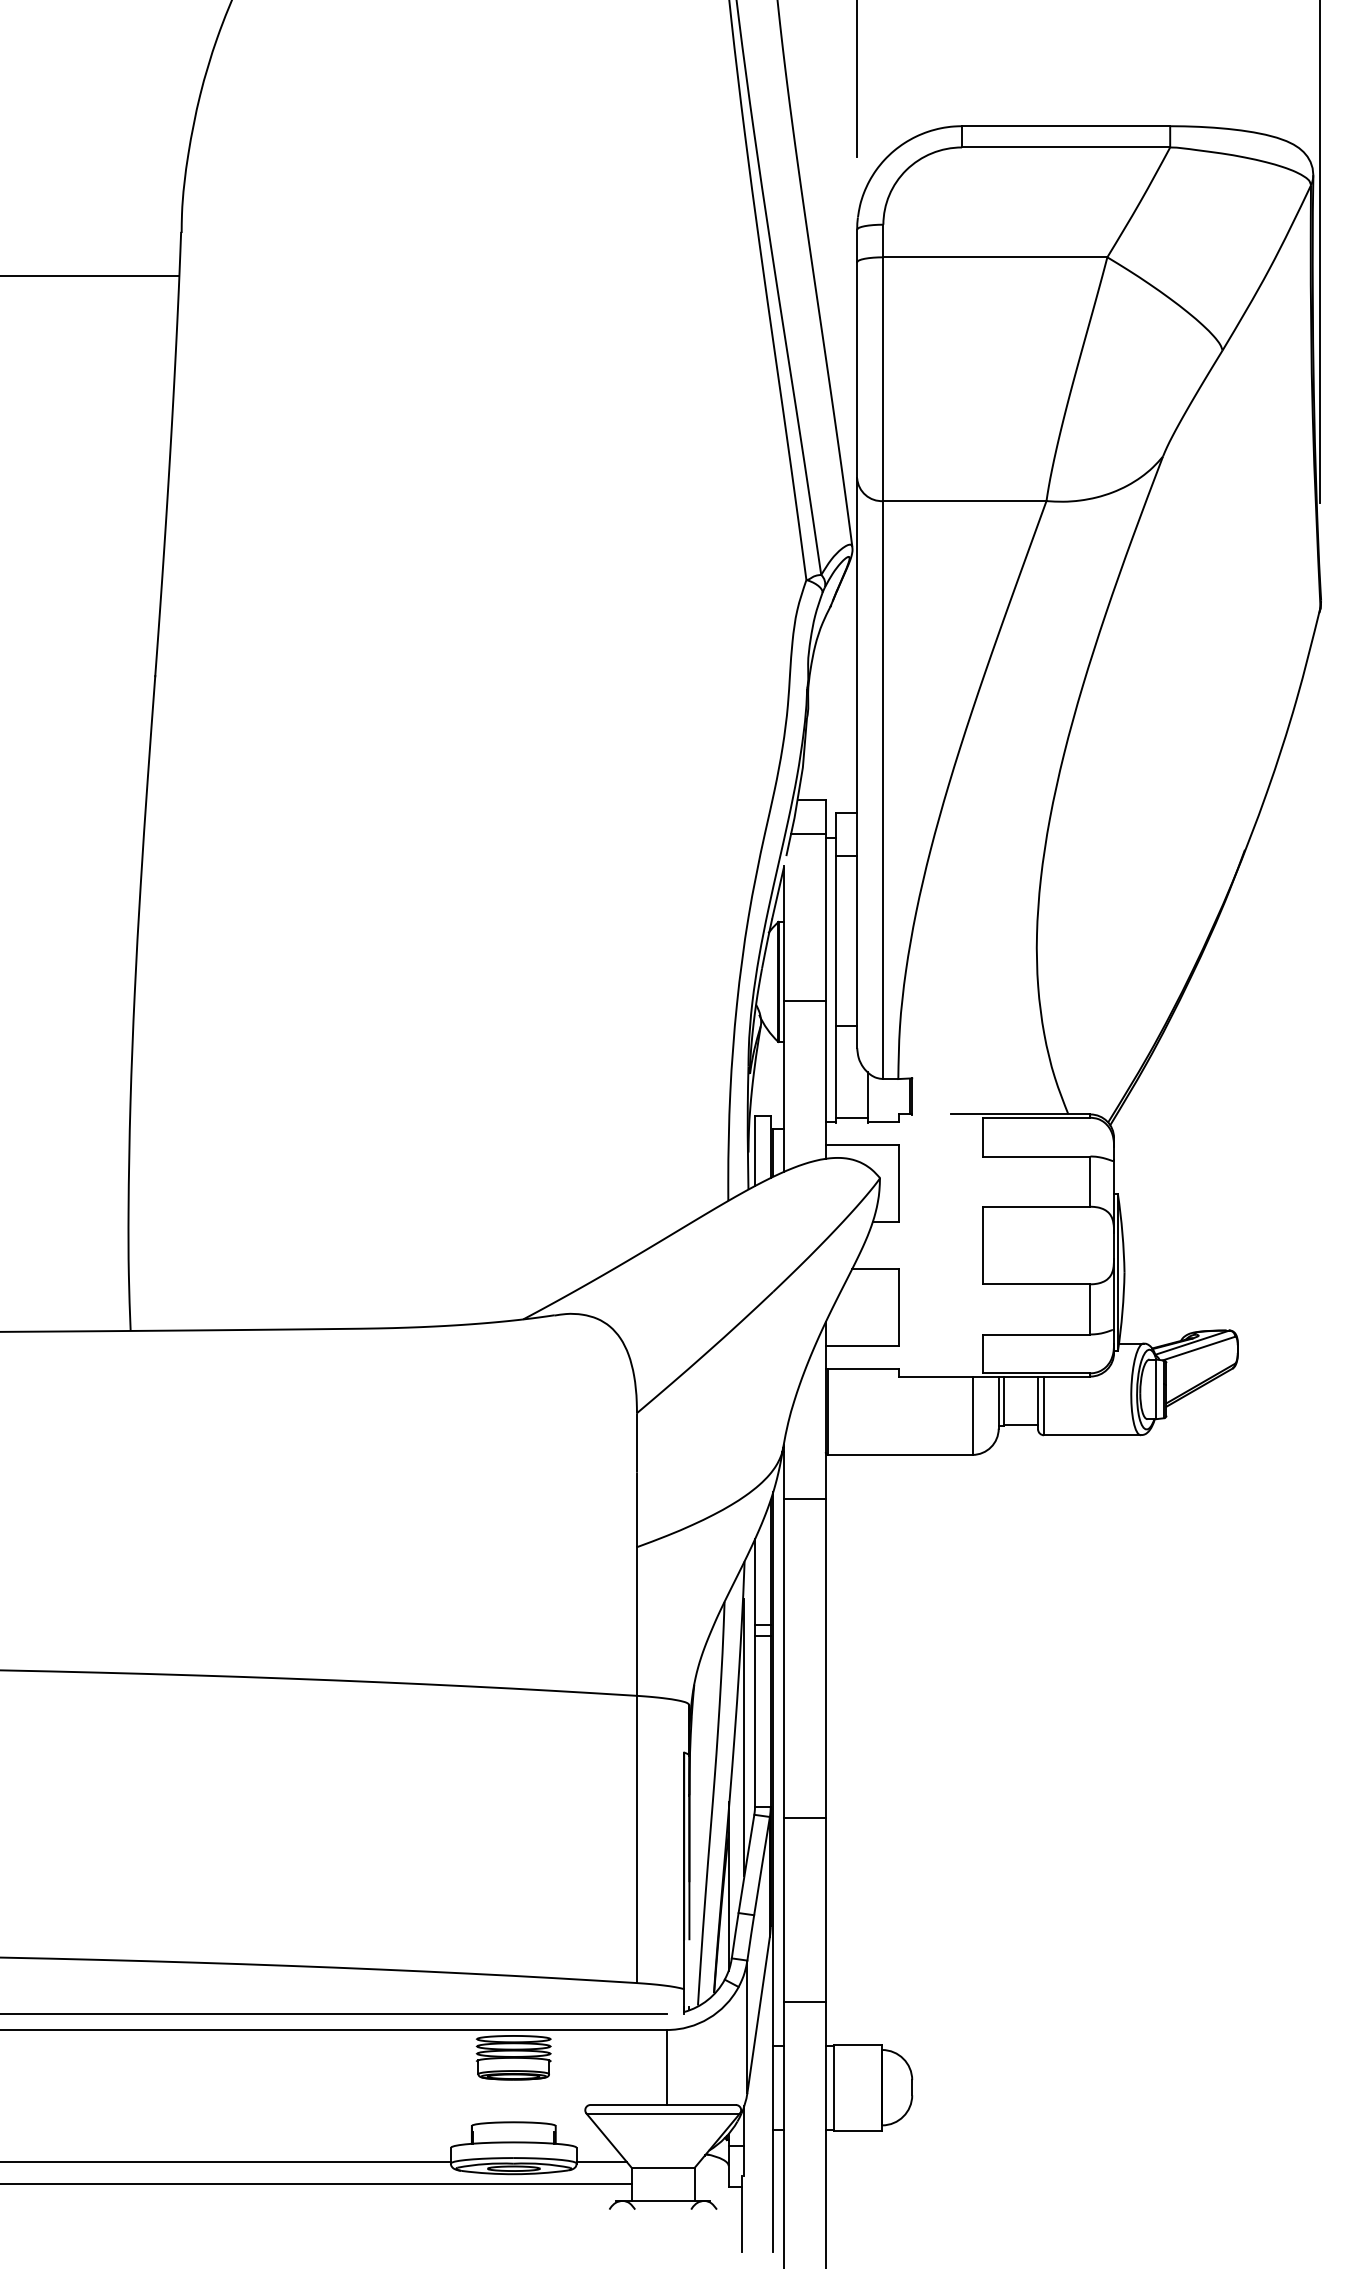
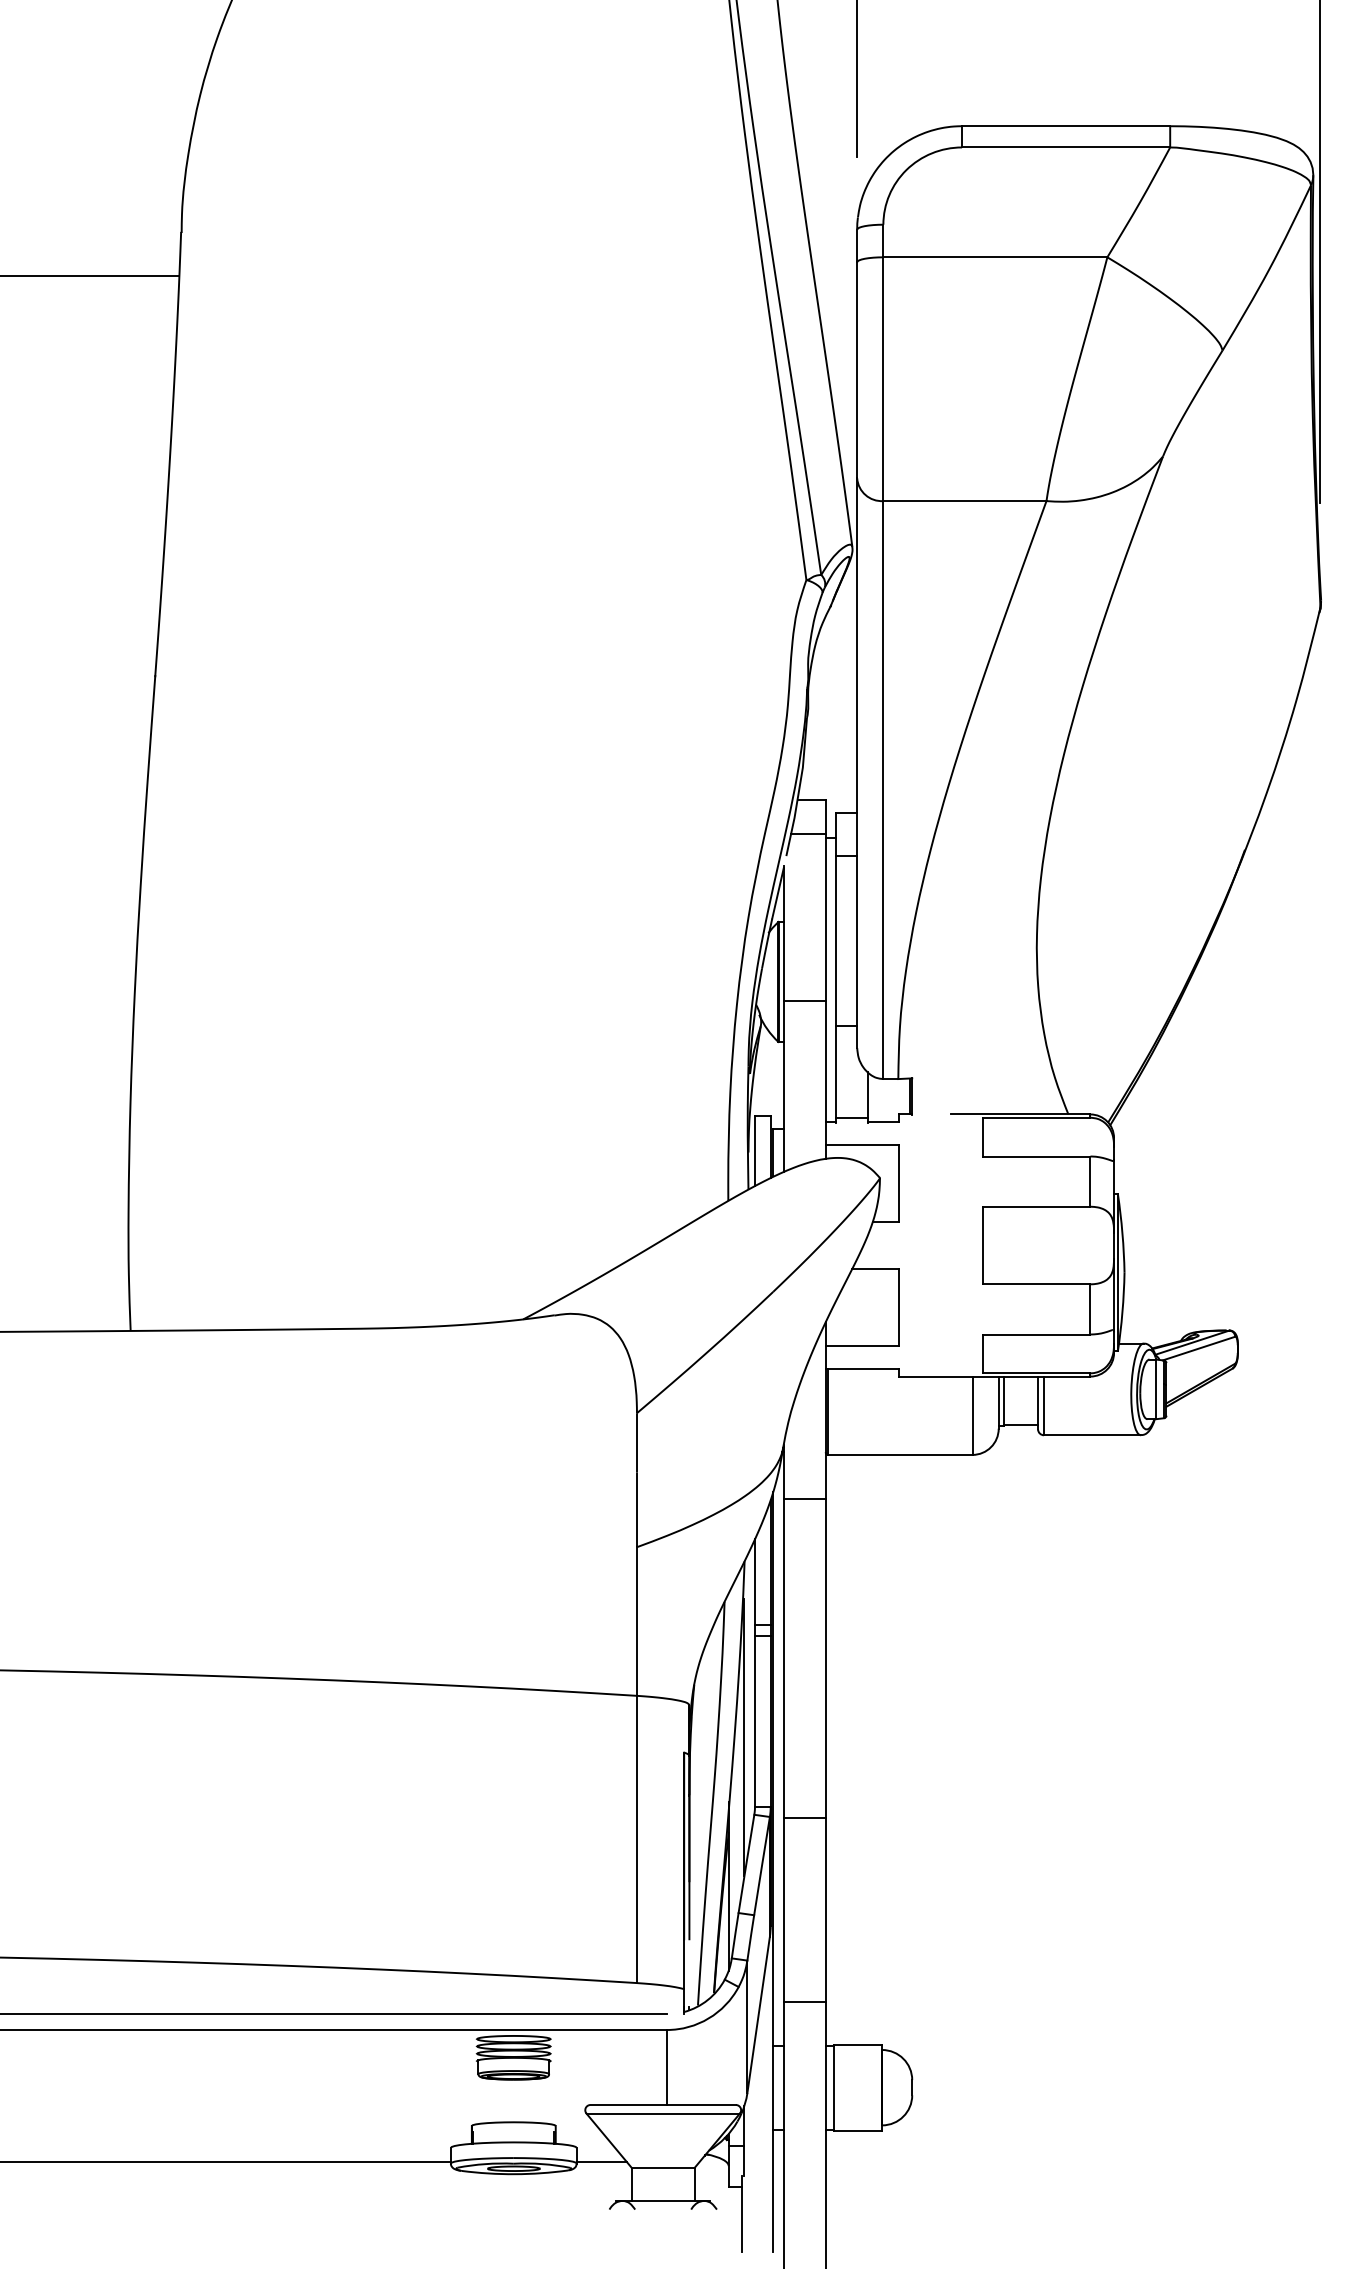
line: present -> none (316, 2183)
